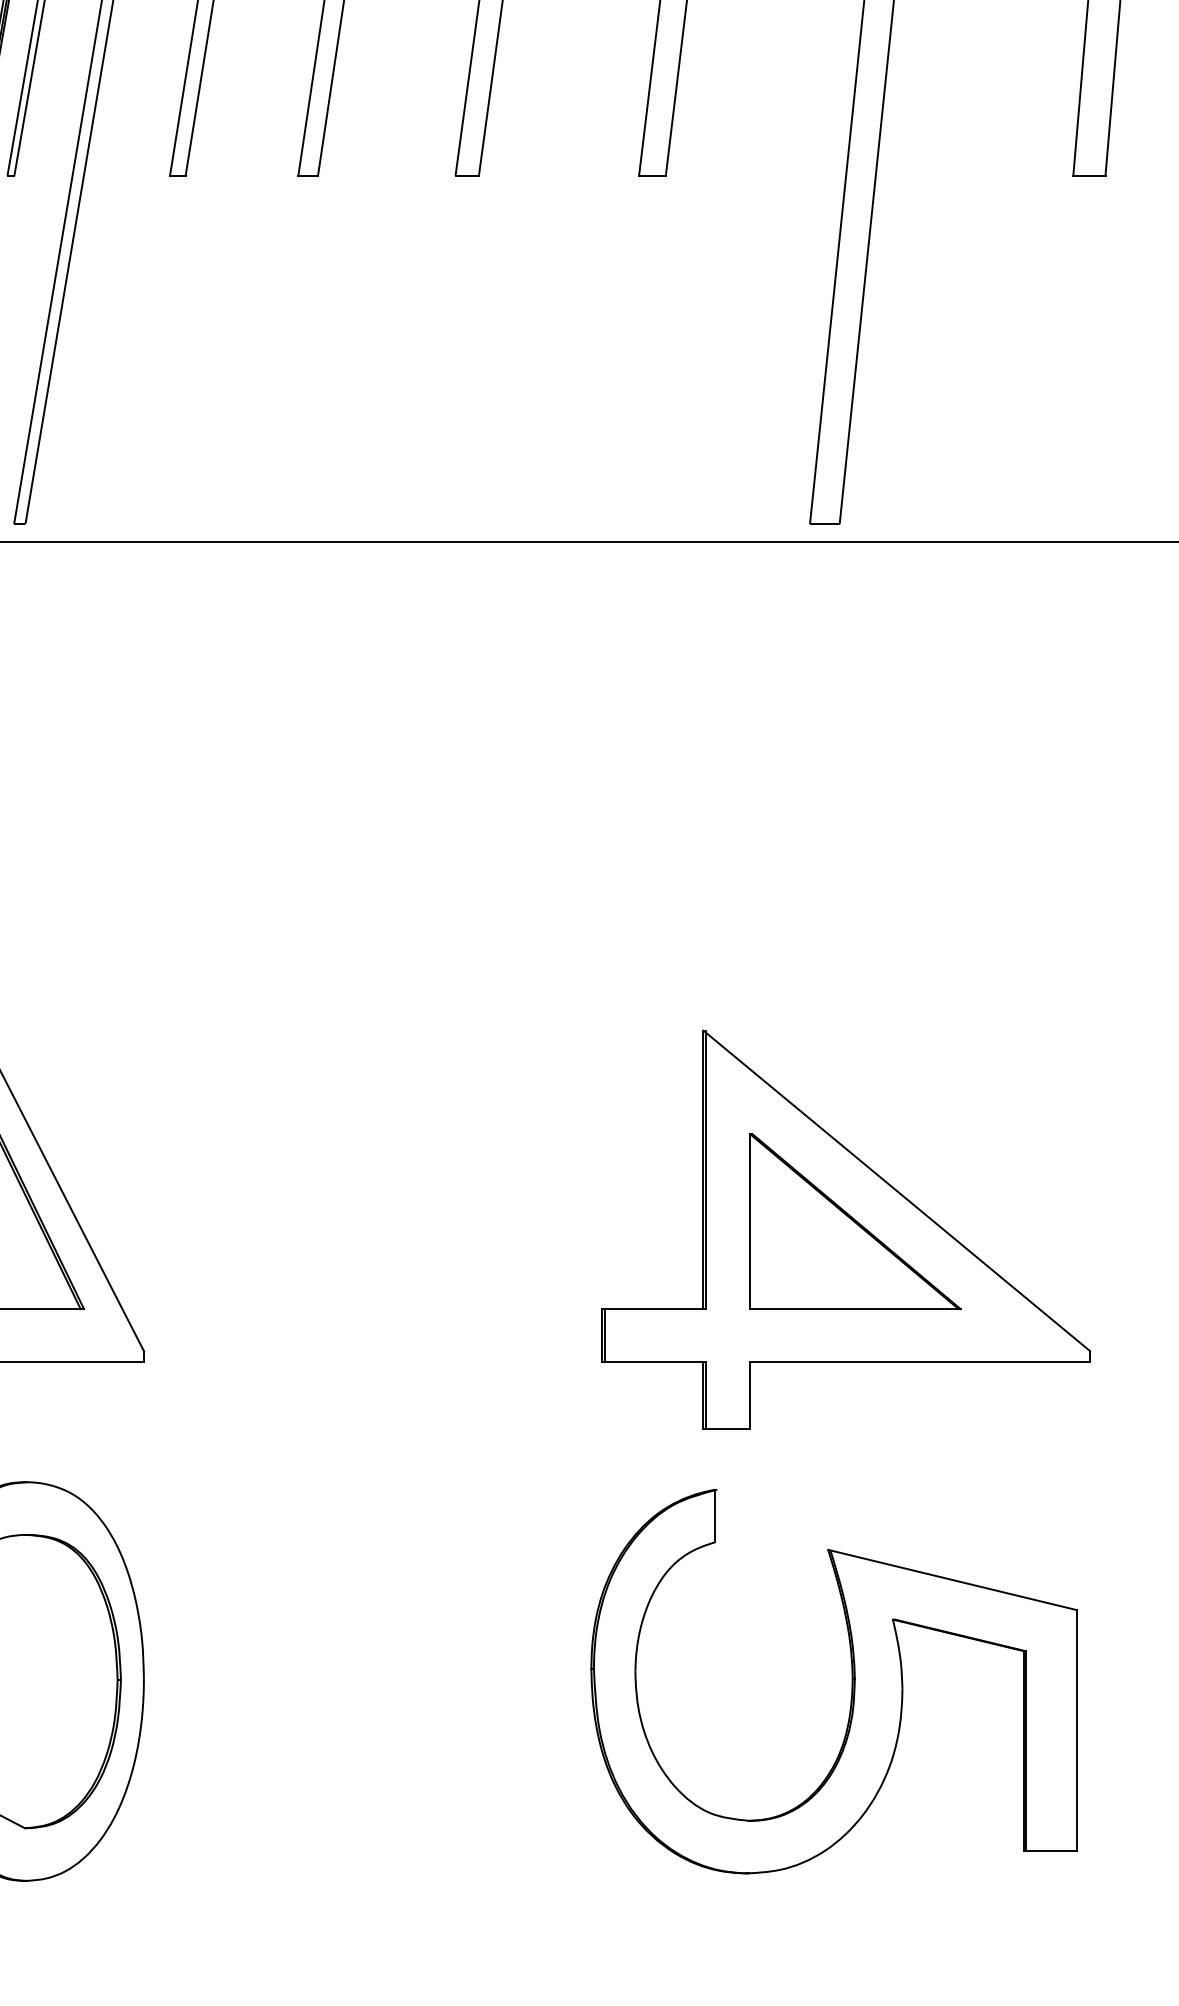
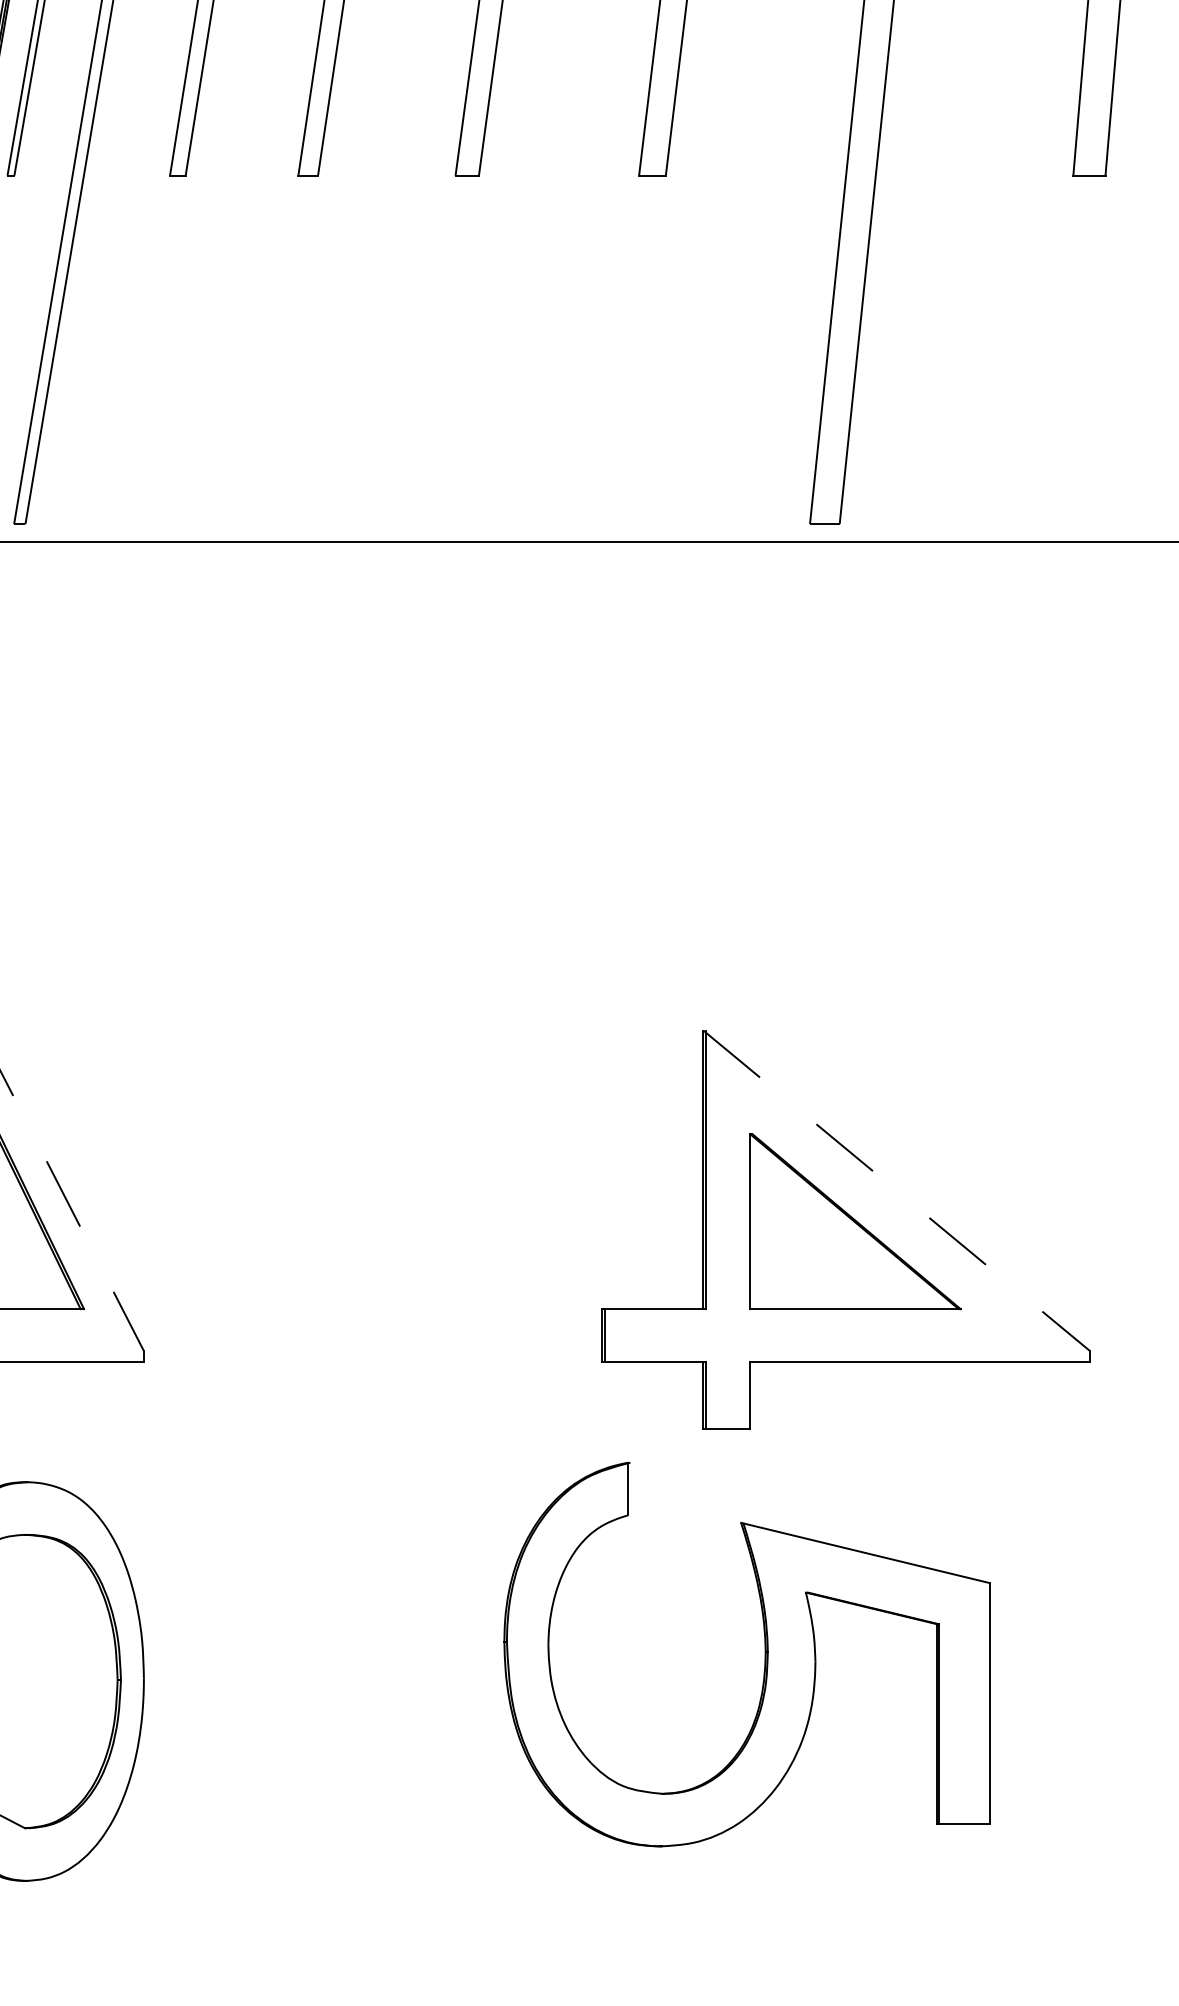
line: solid -> dashed (897, 1191)
line: solid -> dashed (72, 1211)
part position: (851, 1681) -> (764, 1654) (764, 1654)
